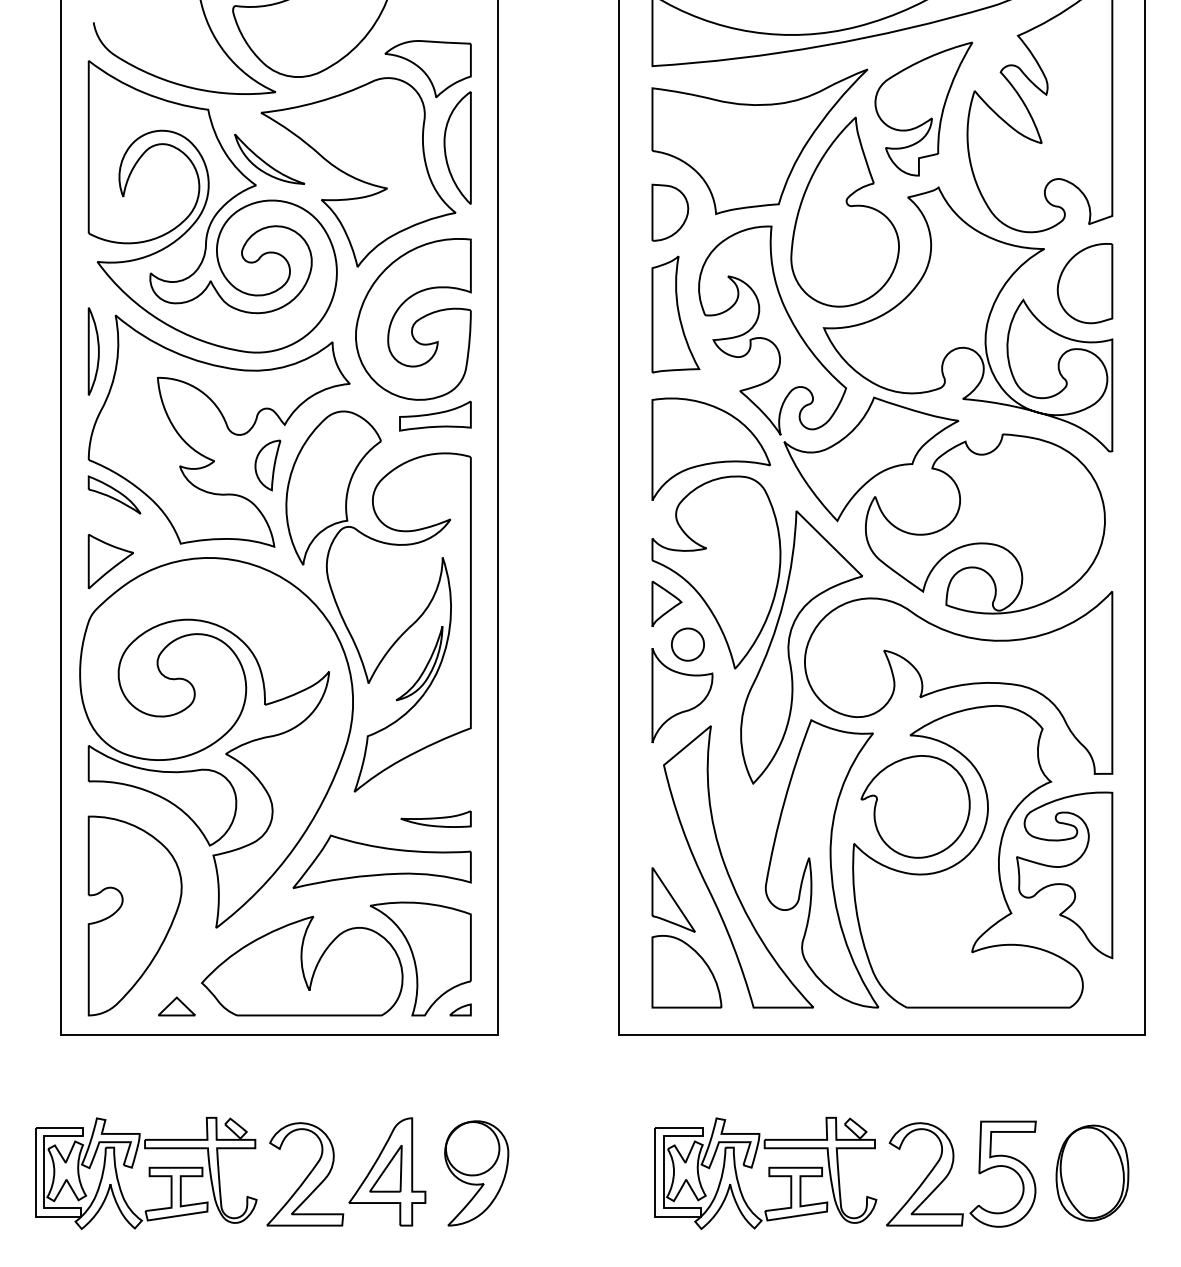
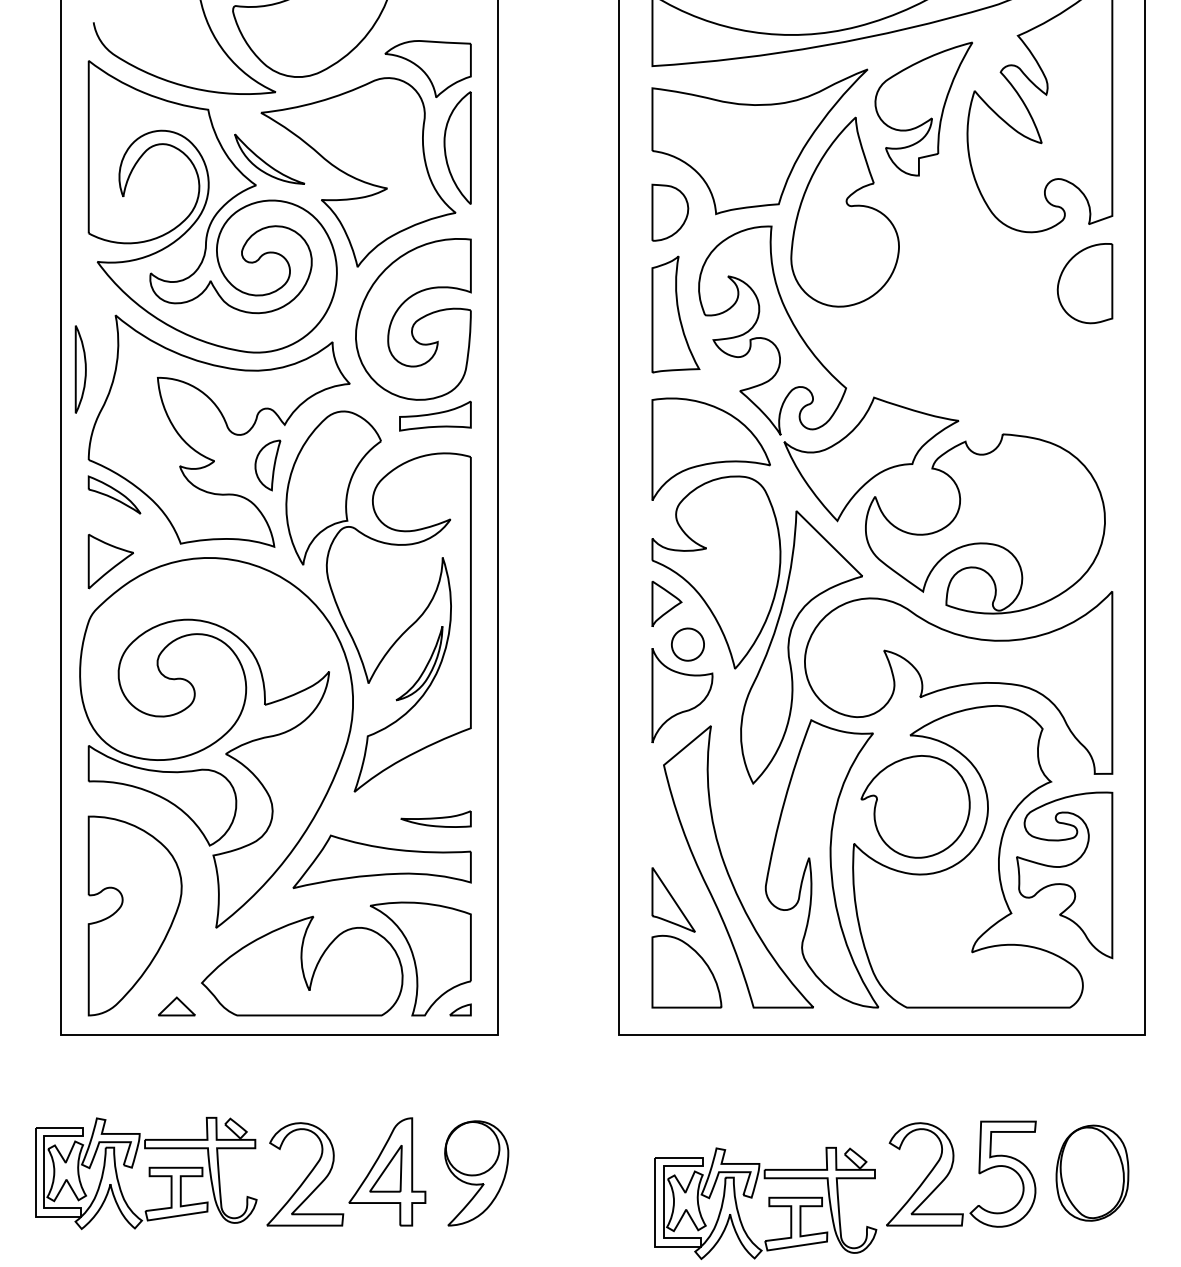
part: present -> none (967, 319)
part position: (93, 351) -> (80, 369) (80, 369)
part position: (765, 1173) -> (765, 1203) (765, 1203)
